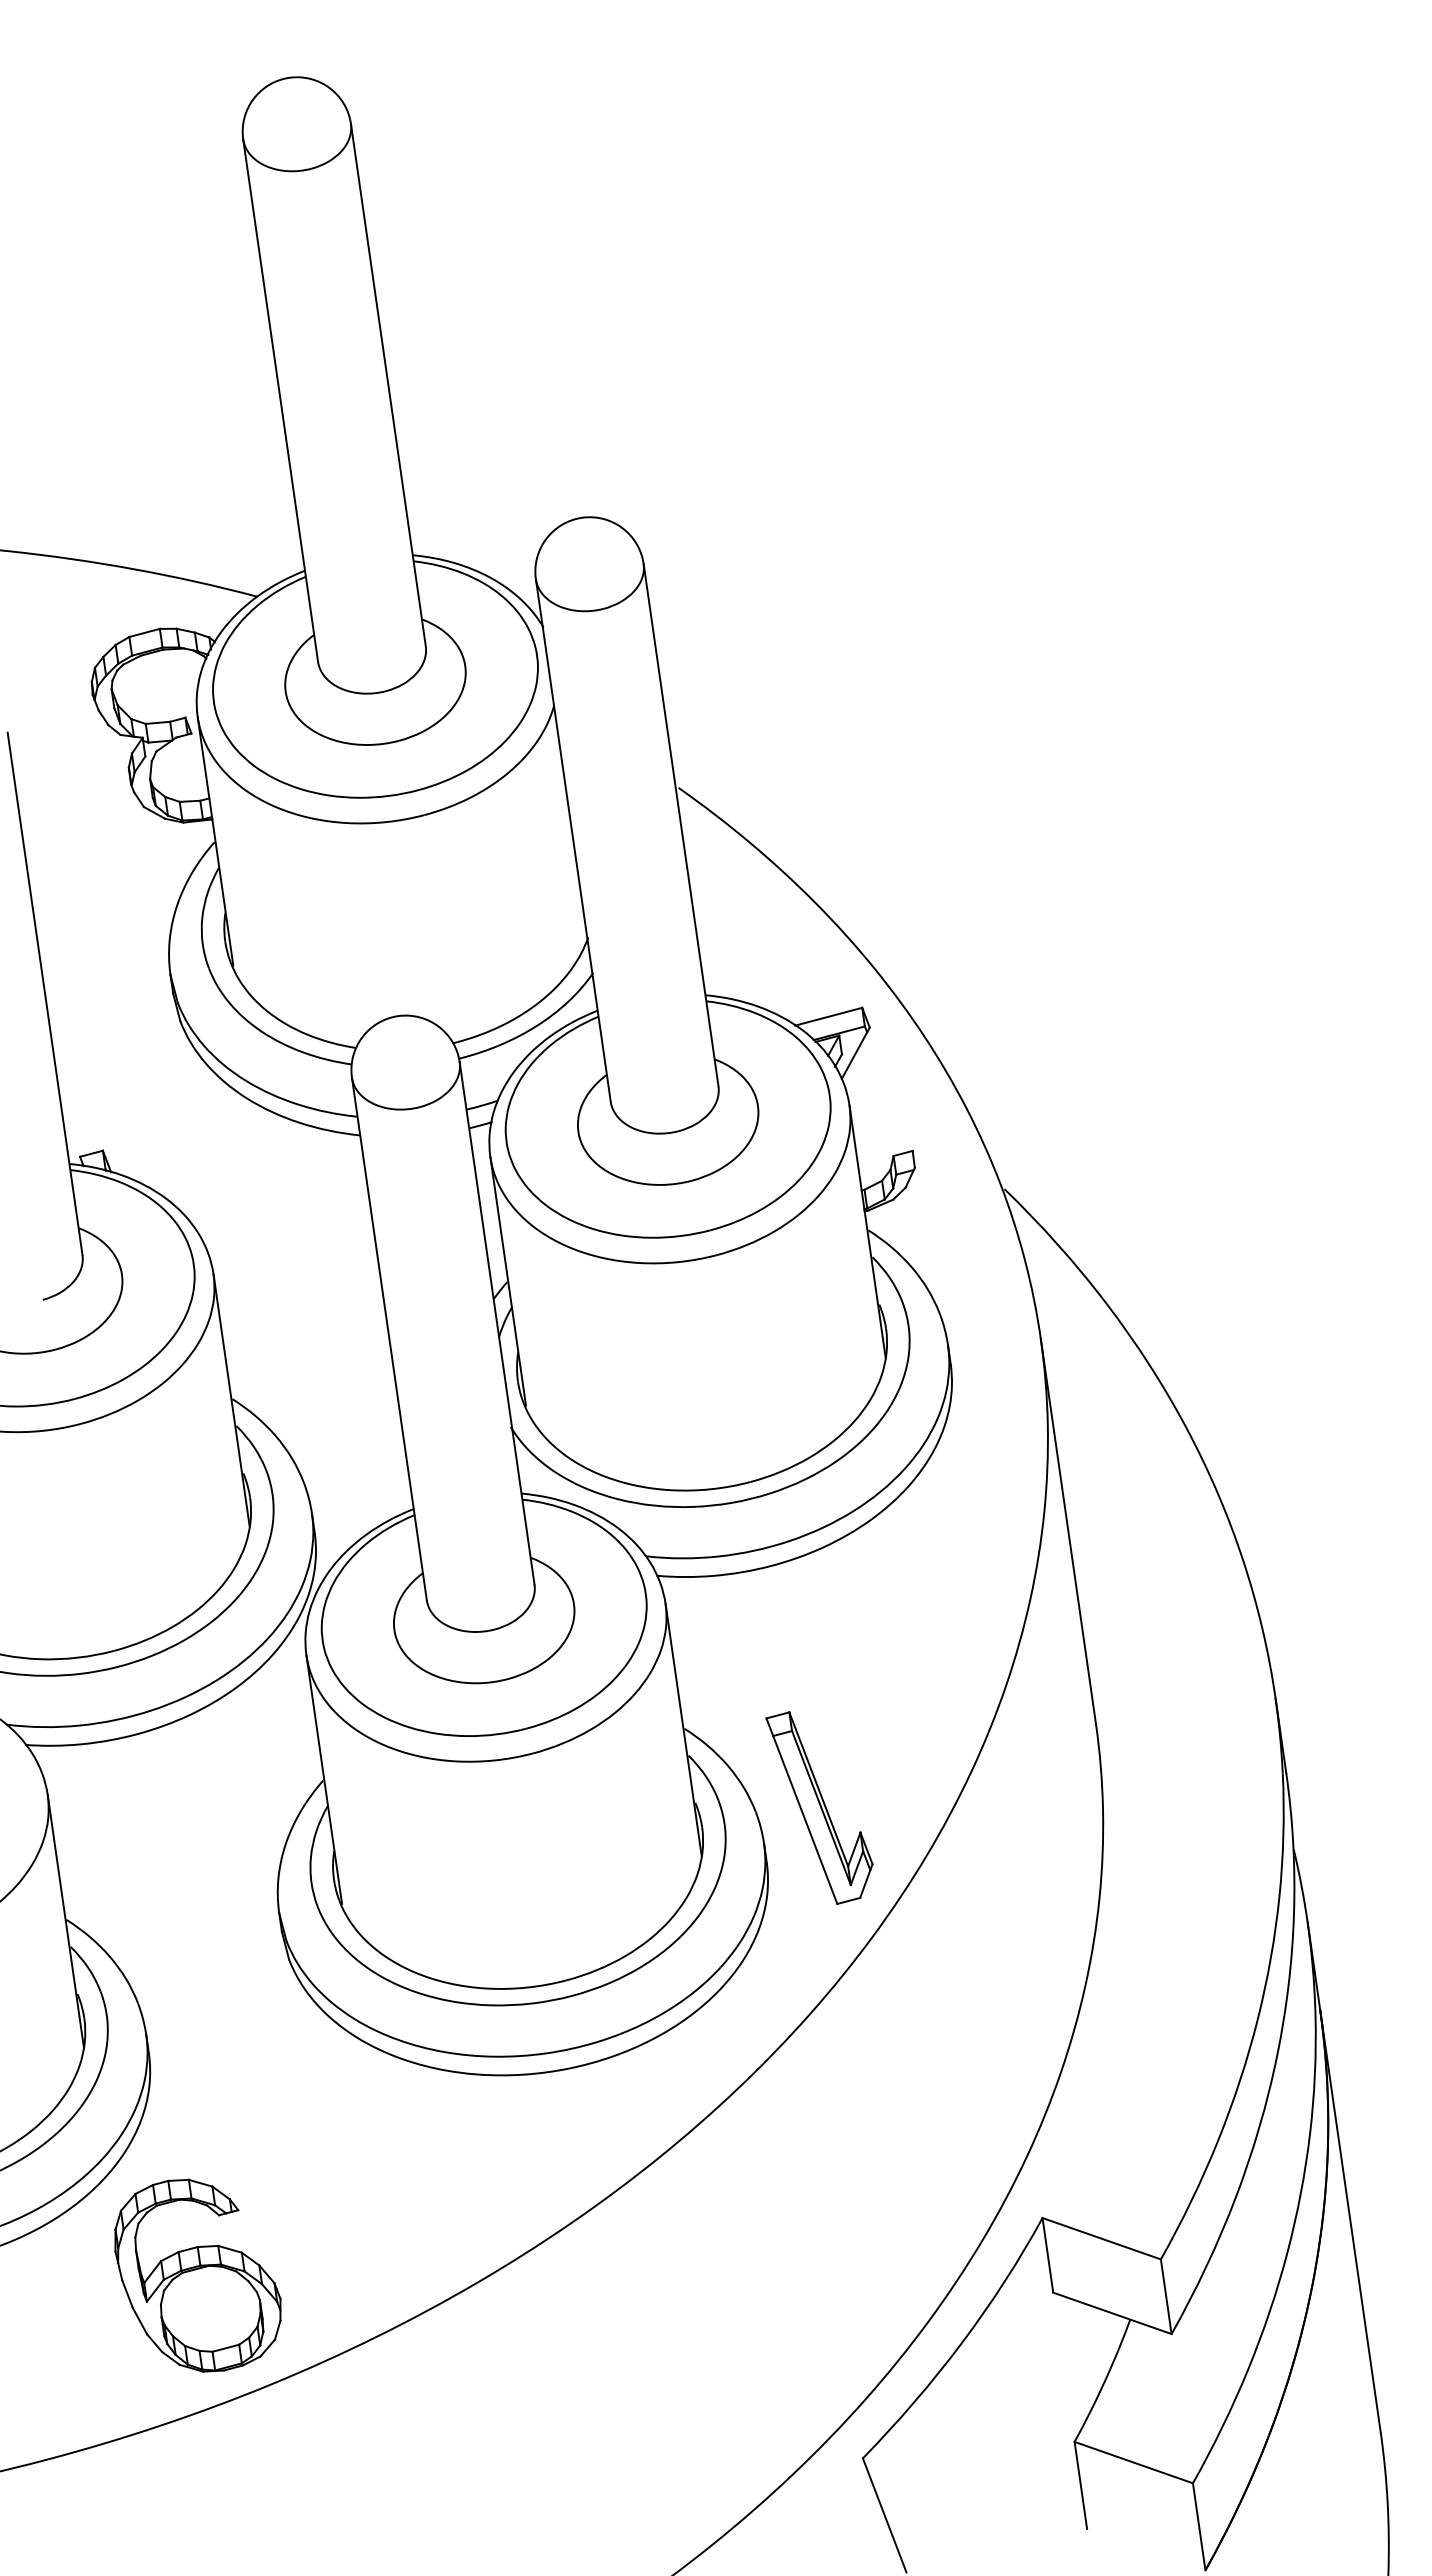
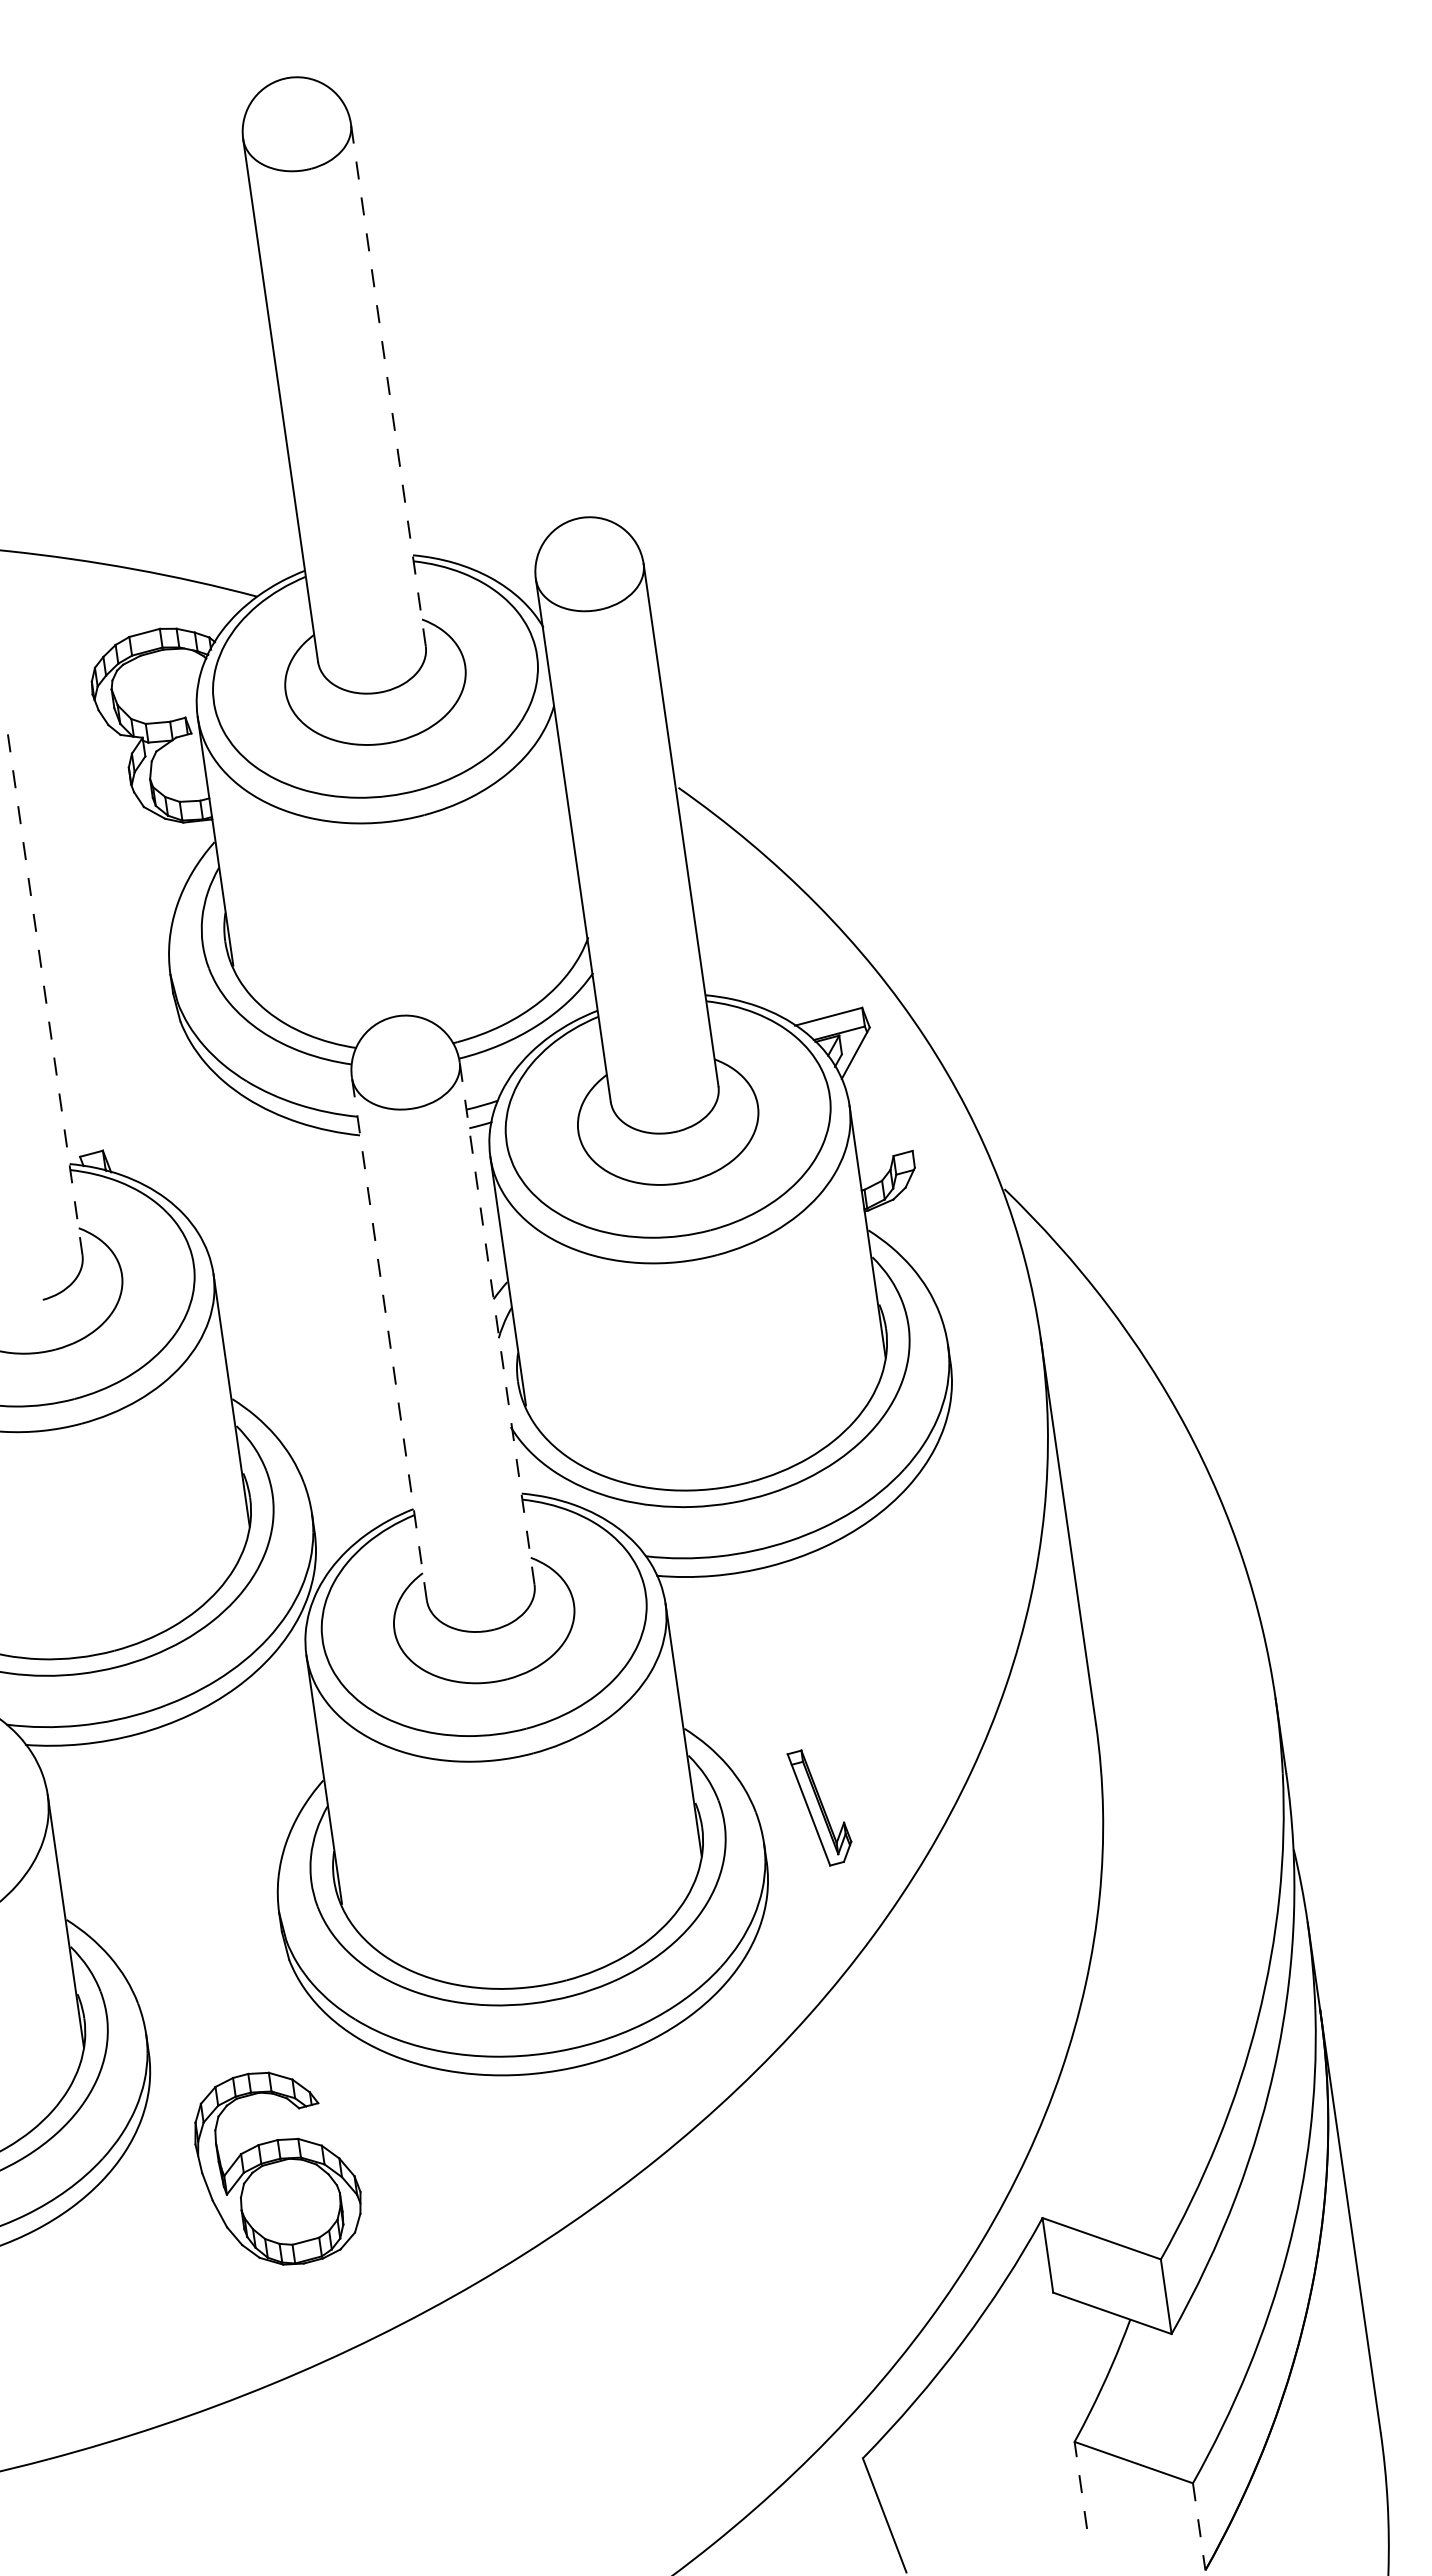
line: solid -> dashed (388, 385)
line: solid -> dashed (45, 993)
line: solid -> dashed (497, 1323)
line: solid -> dashed (389, 1338)
part size: 109x194 px -> 67x118 px (819, 1807)
part position: (197, 2275) -> (277, 2168) (277, 2168)
line: solid -> dashed (1080, 2485)
line: solid -> dashed (1199, 2526)
